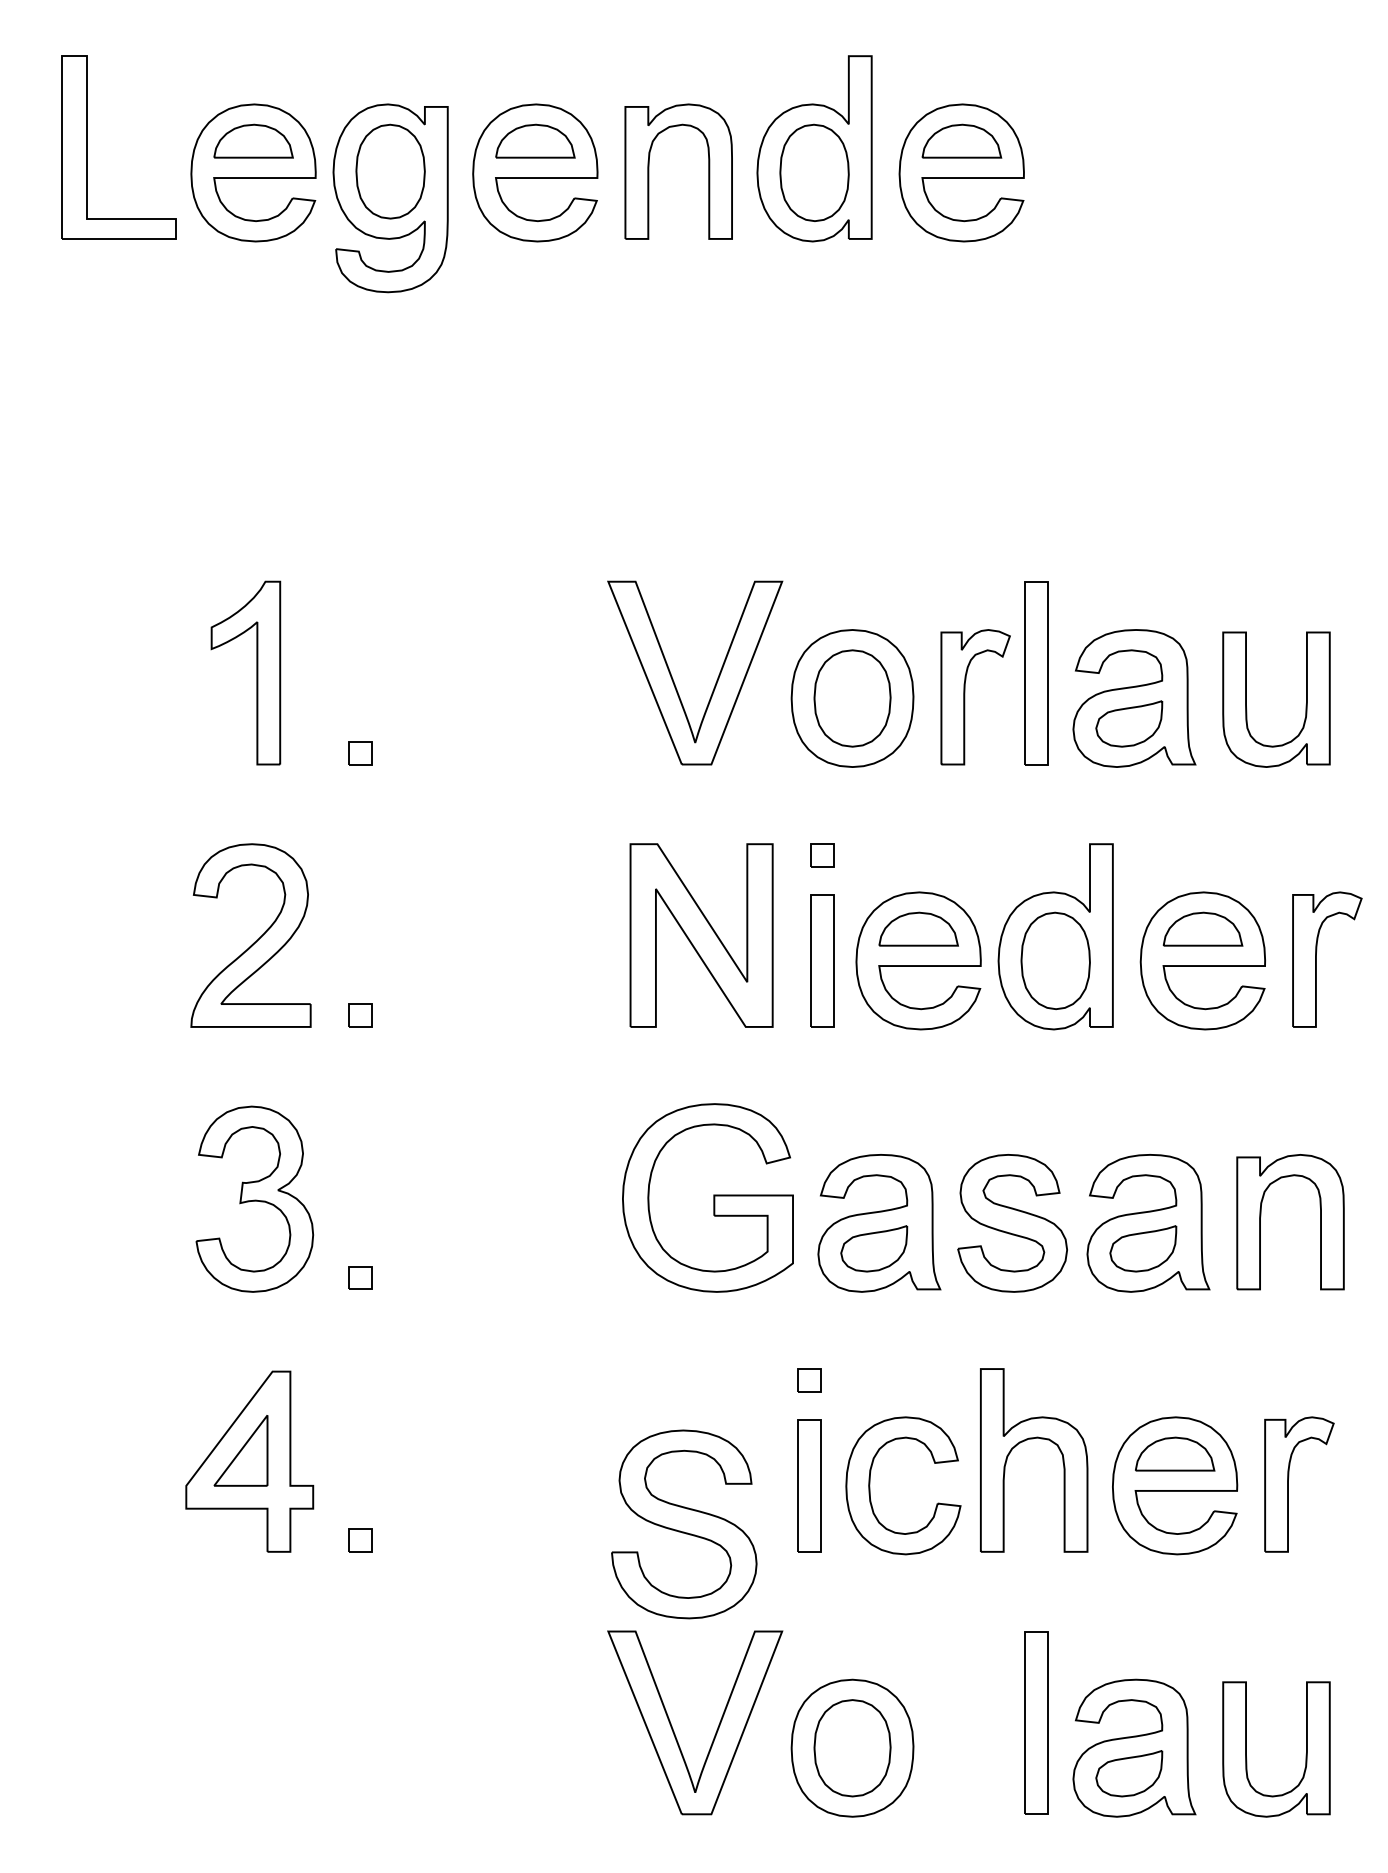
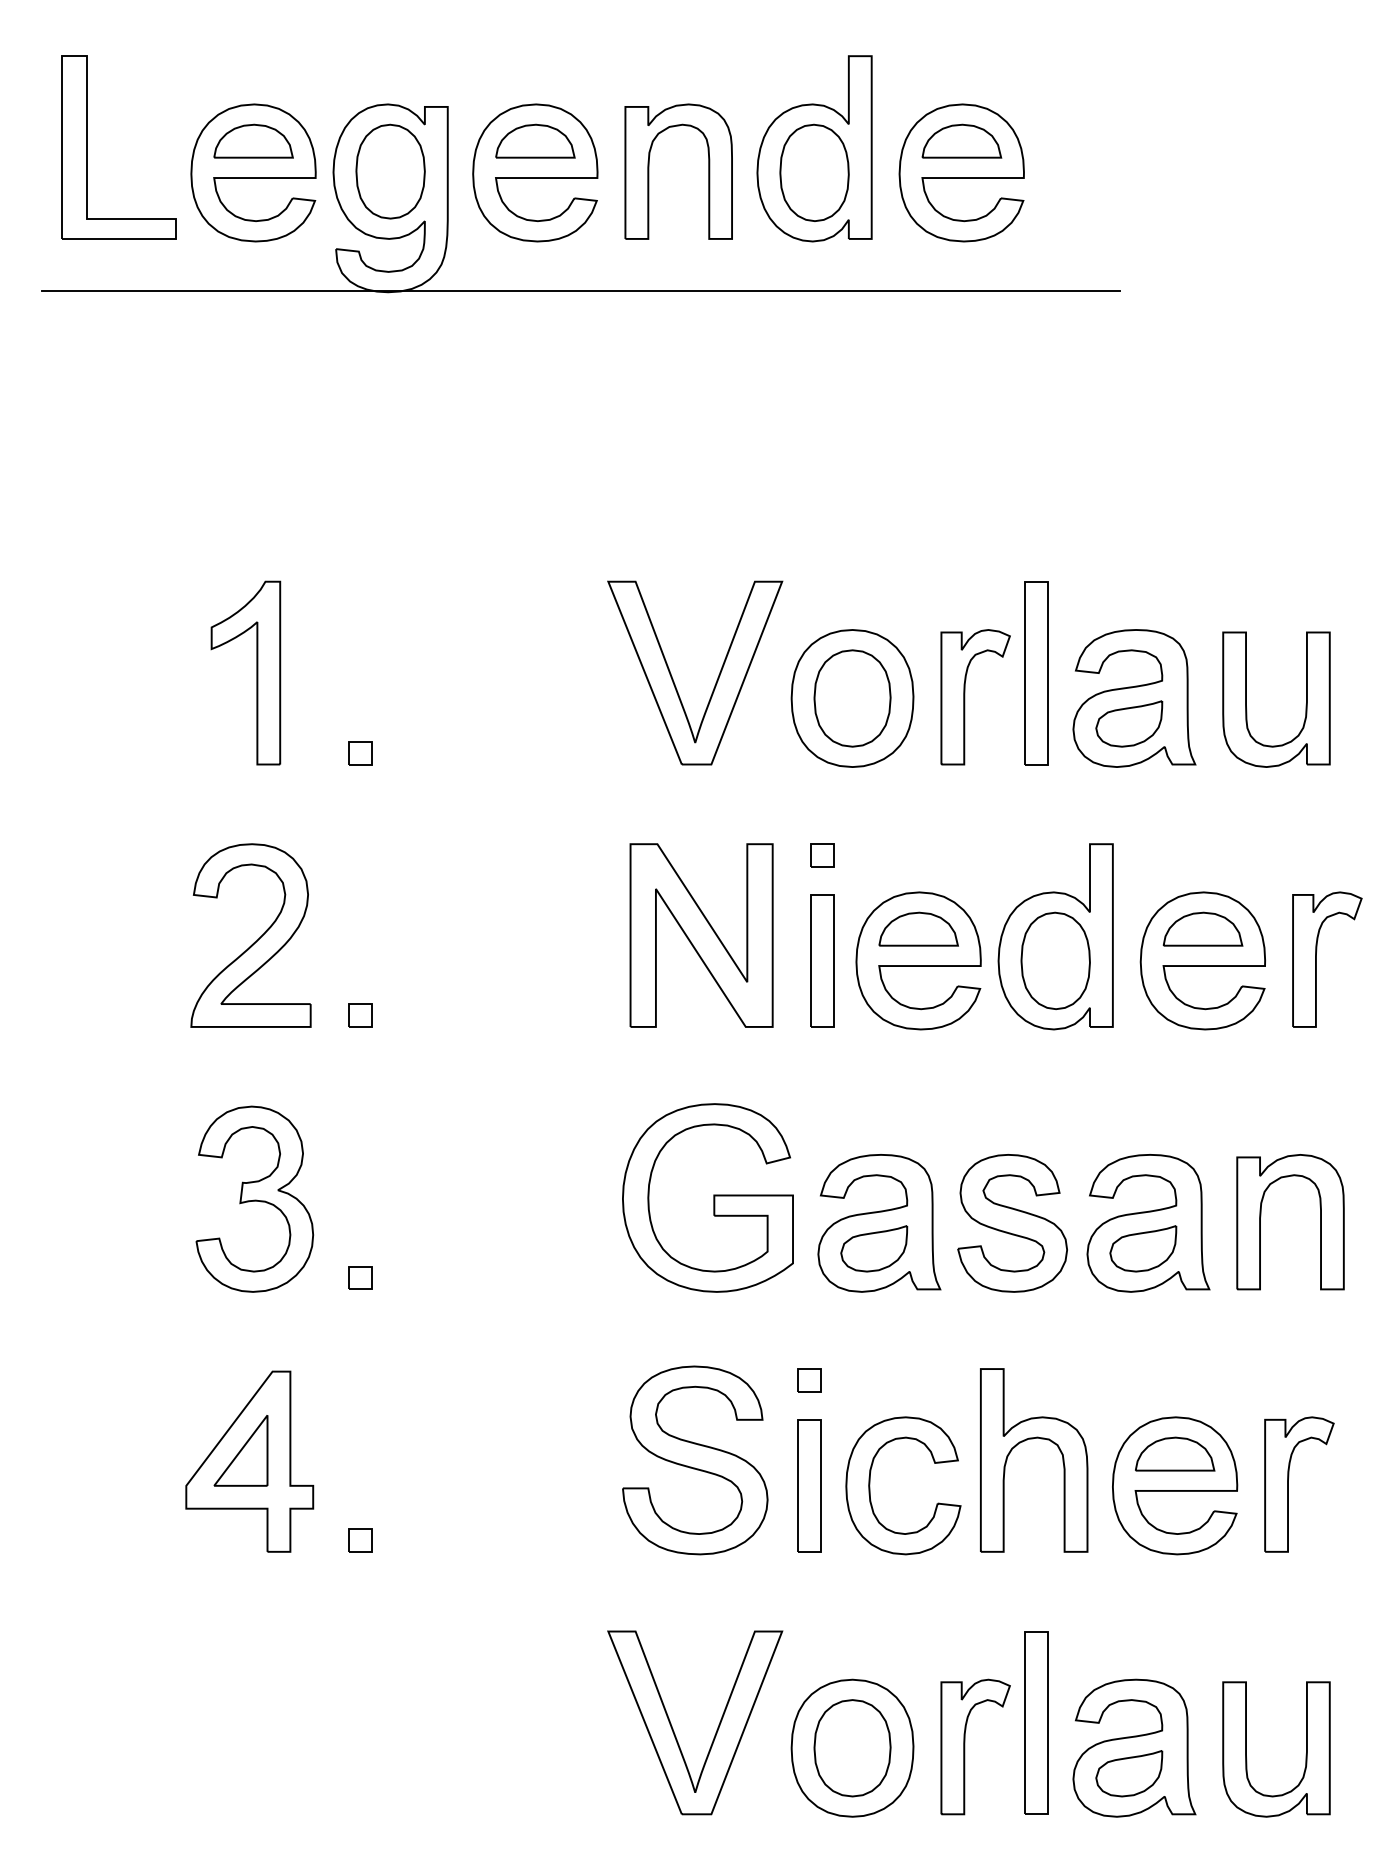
line: none -> present (580, 291)
part position: (684, 1524) -> (695, 1460) (695, 1460)
part: none -> present (965, 1746)
